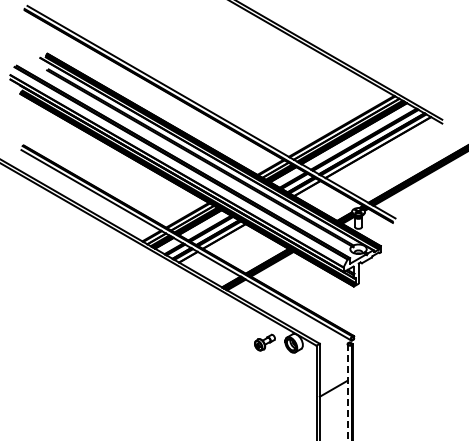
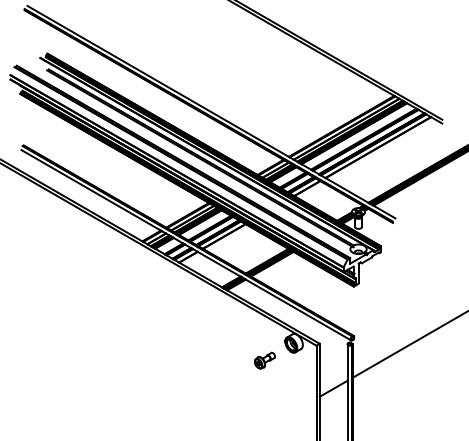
part position: (264, 342) -> (264, 360) (264, 360)
line: none -> present (408, 344)
line: dashed -> solid (347, 393)
